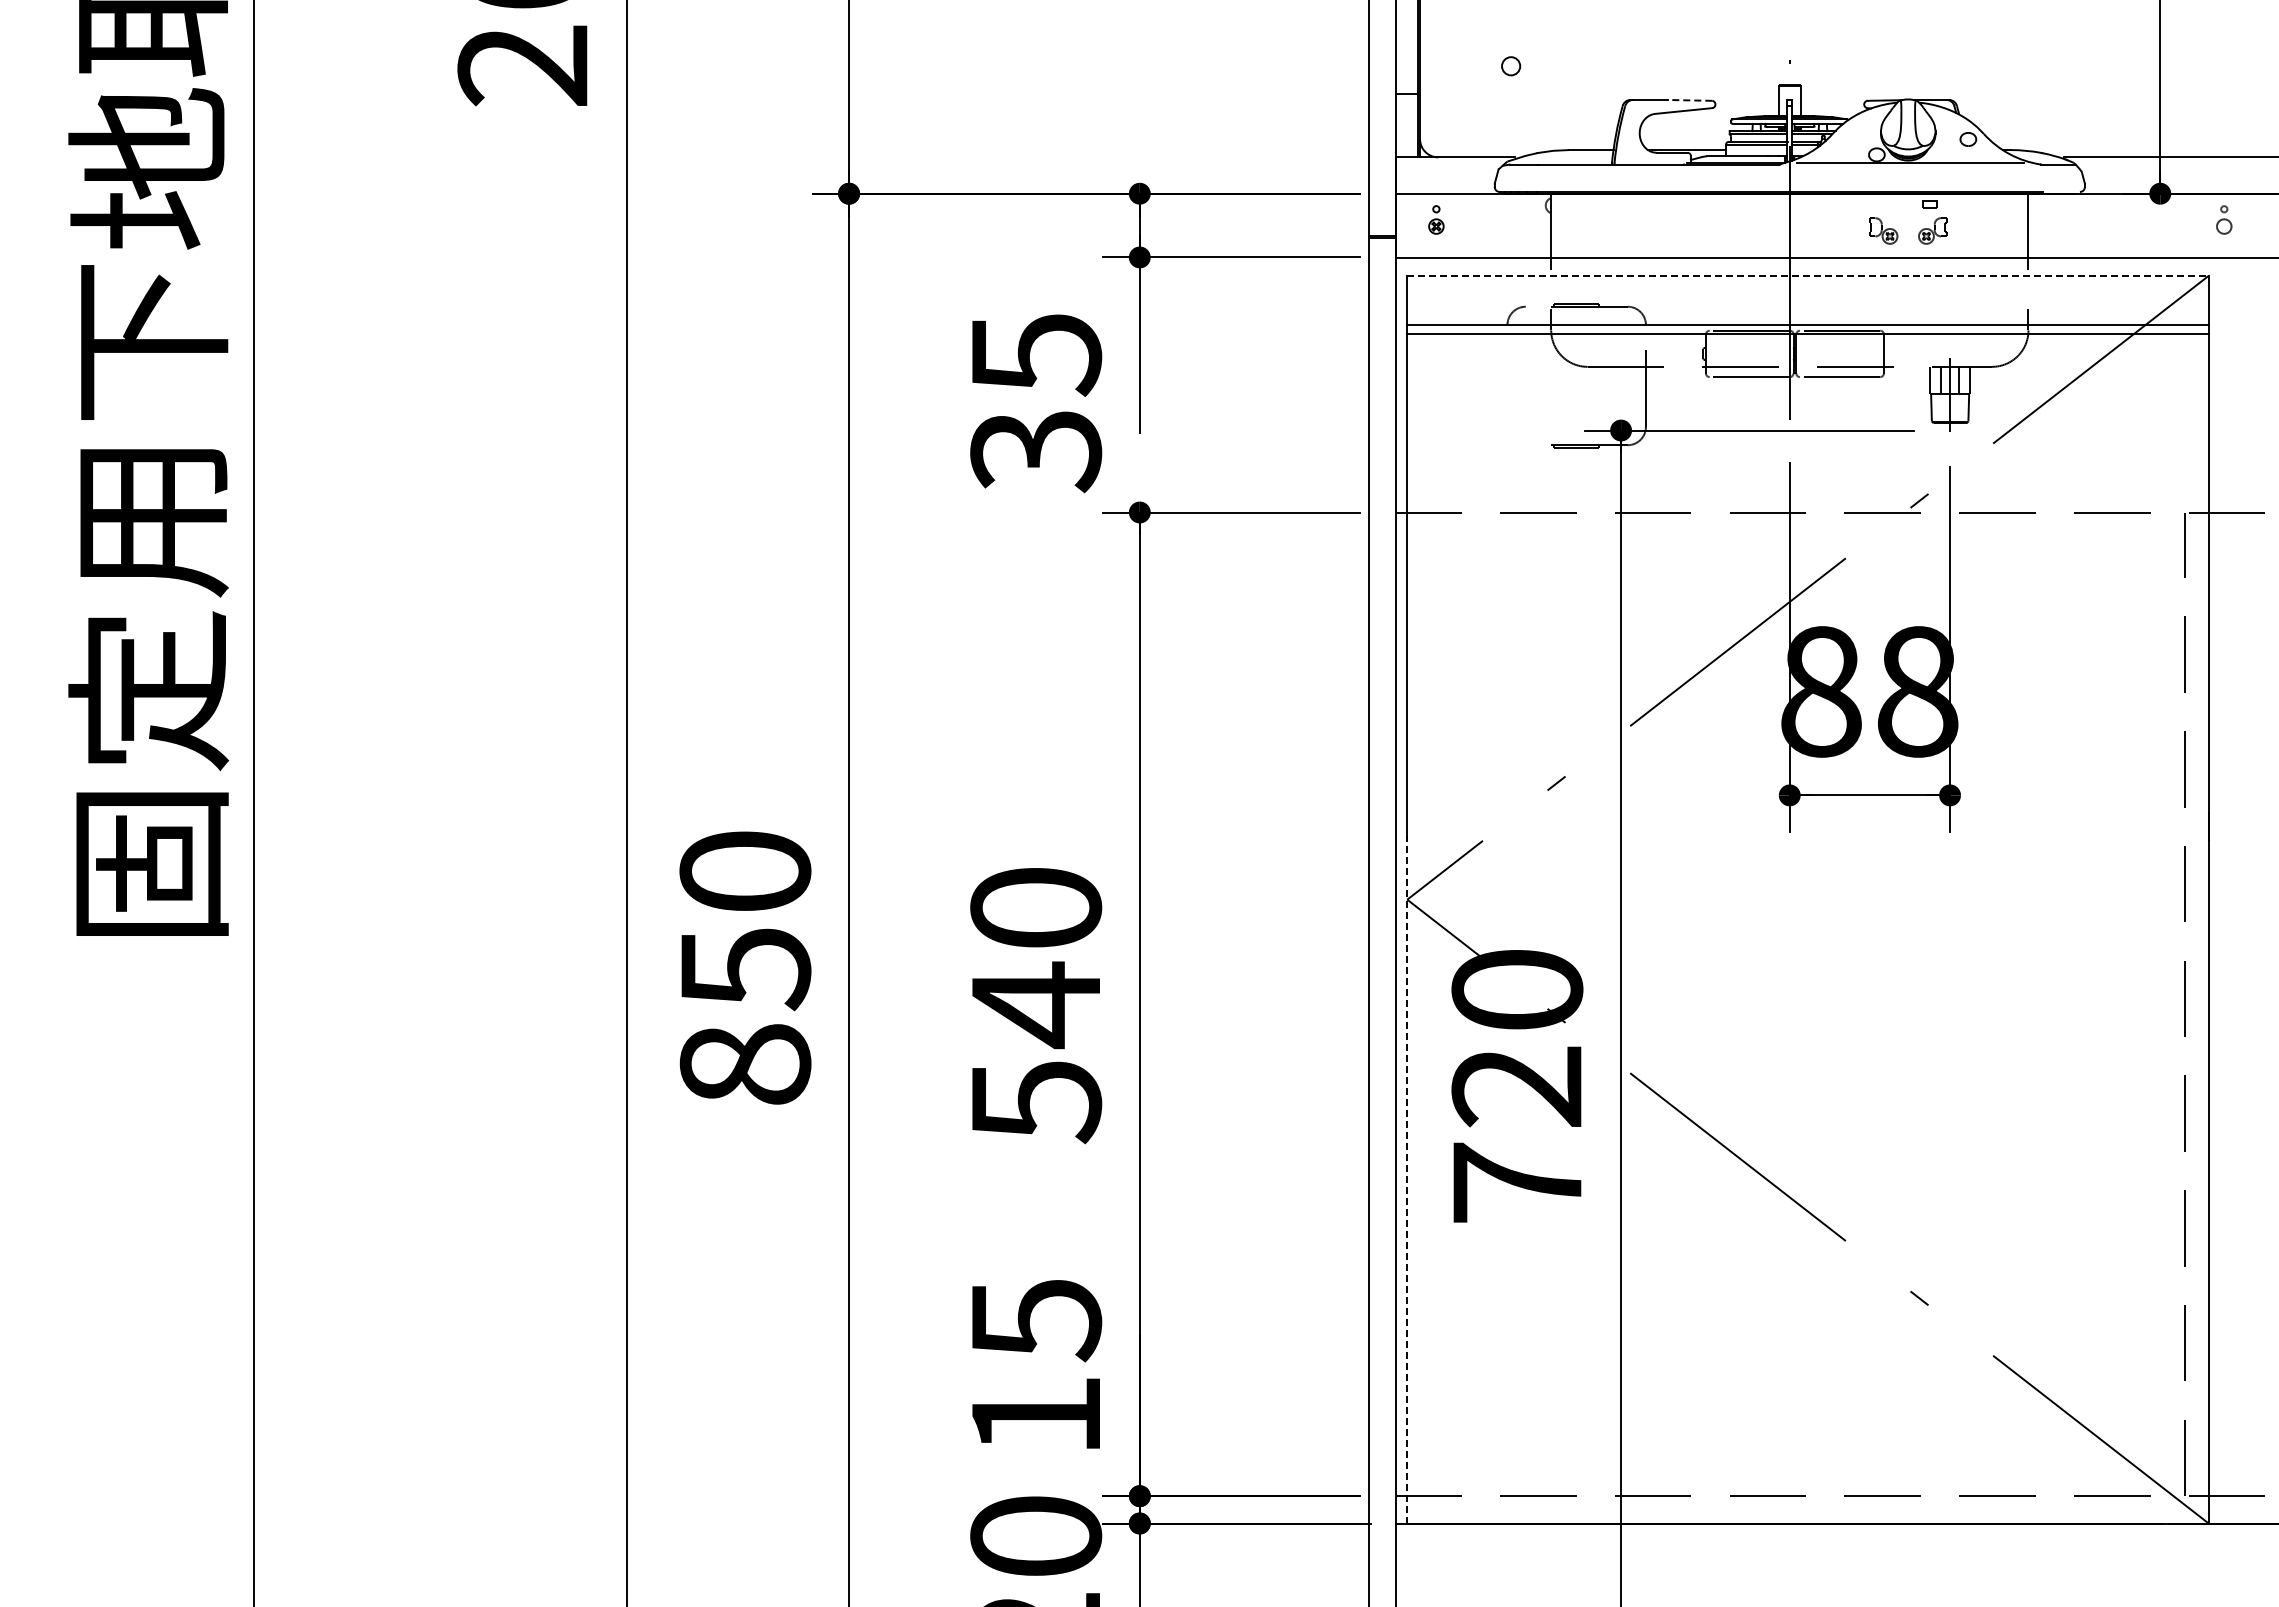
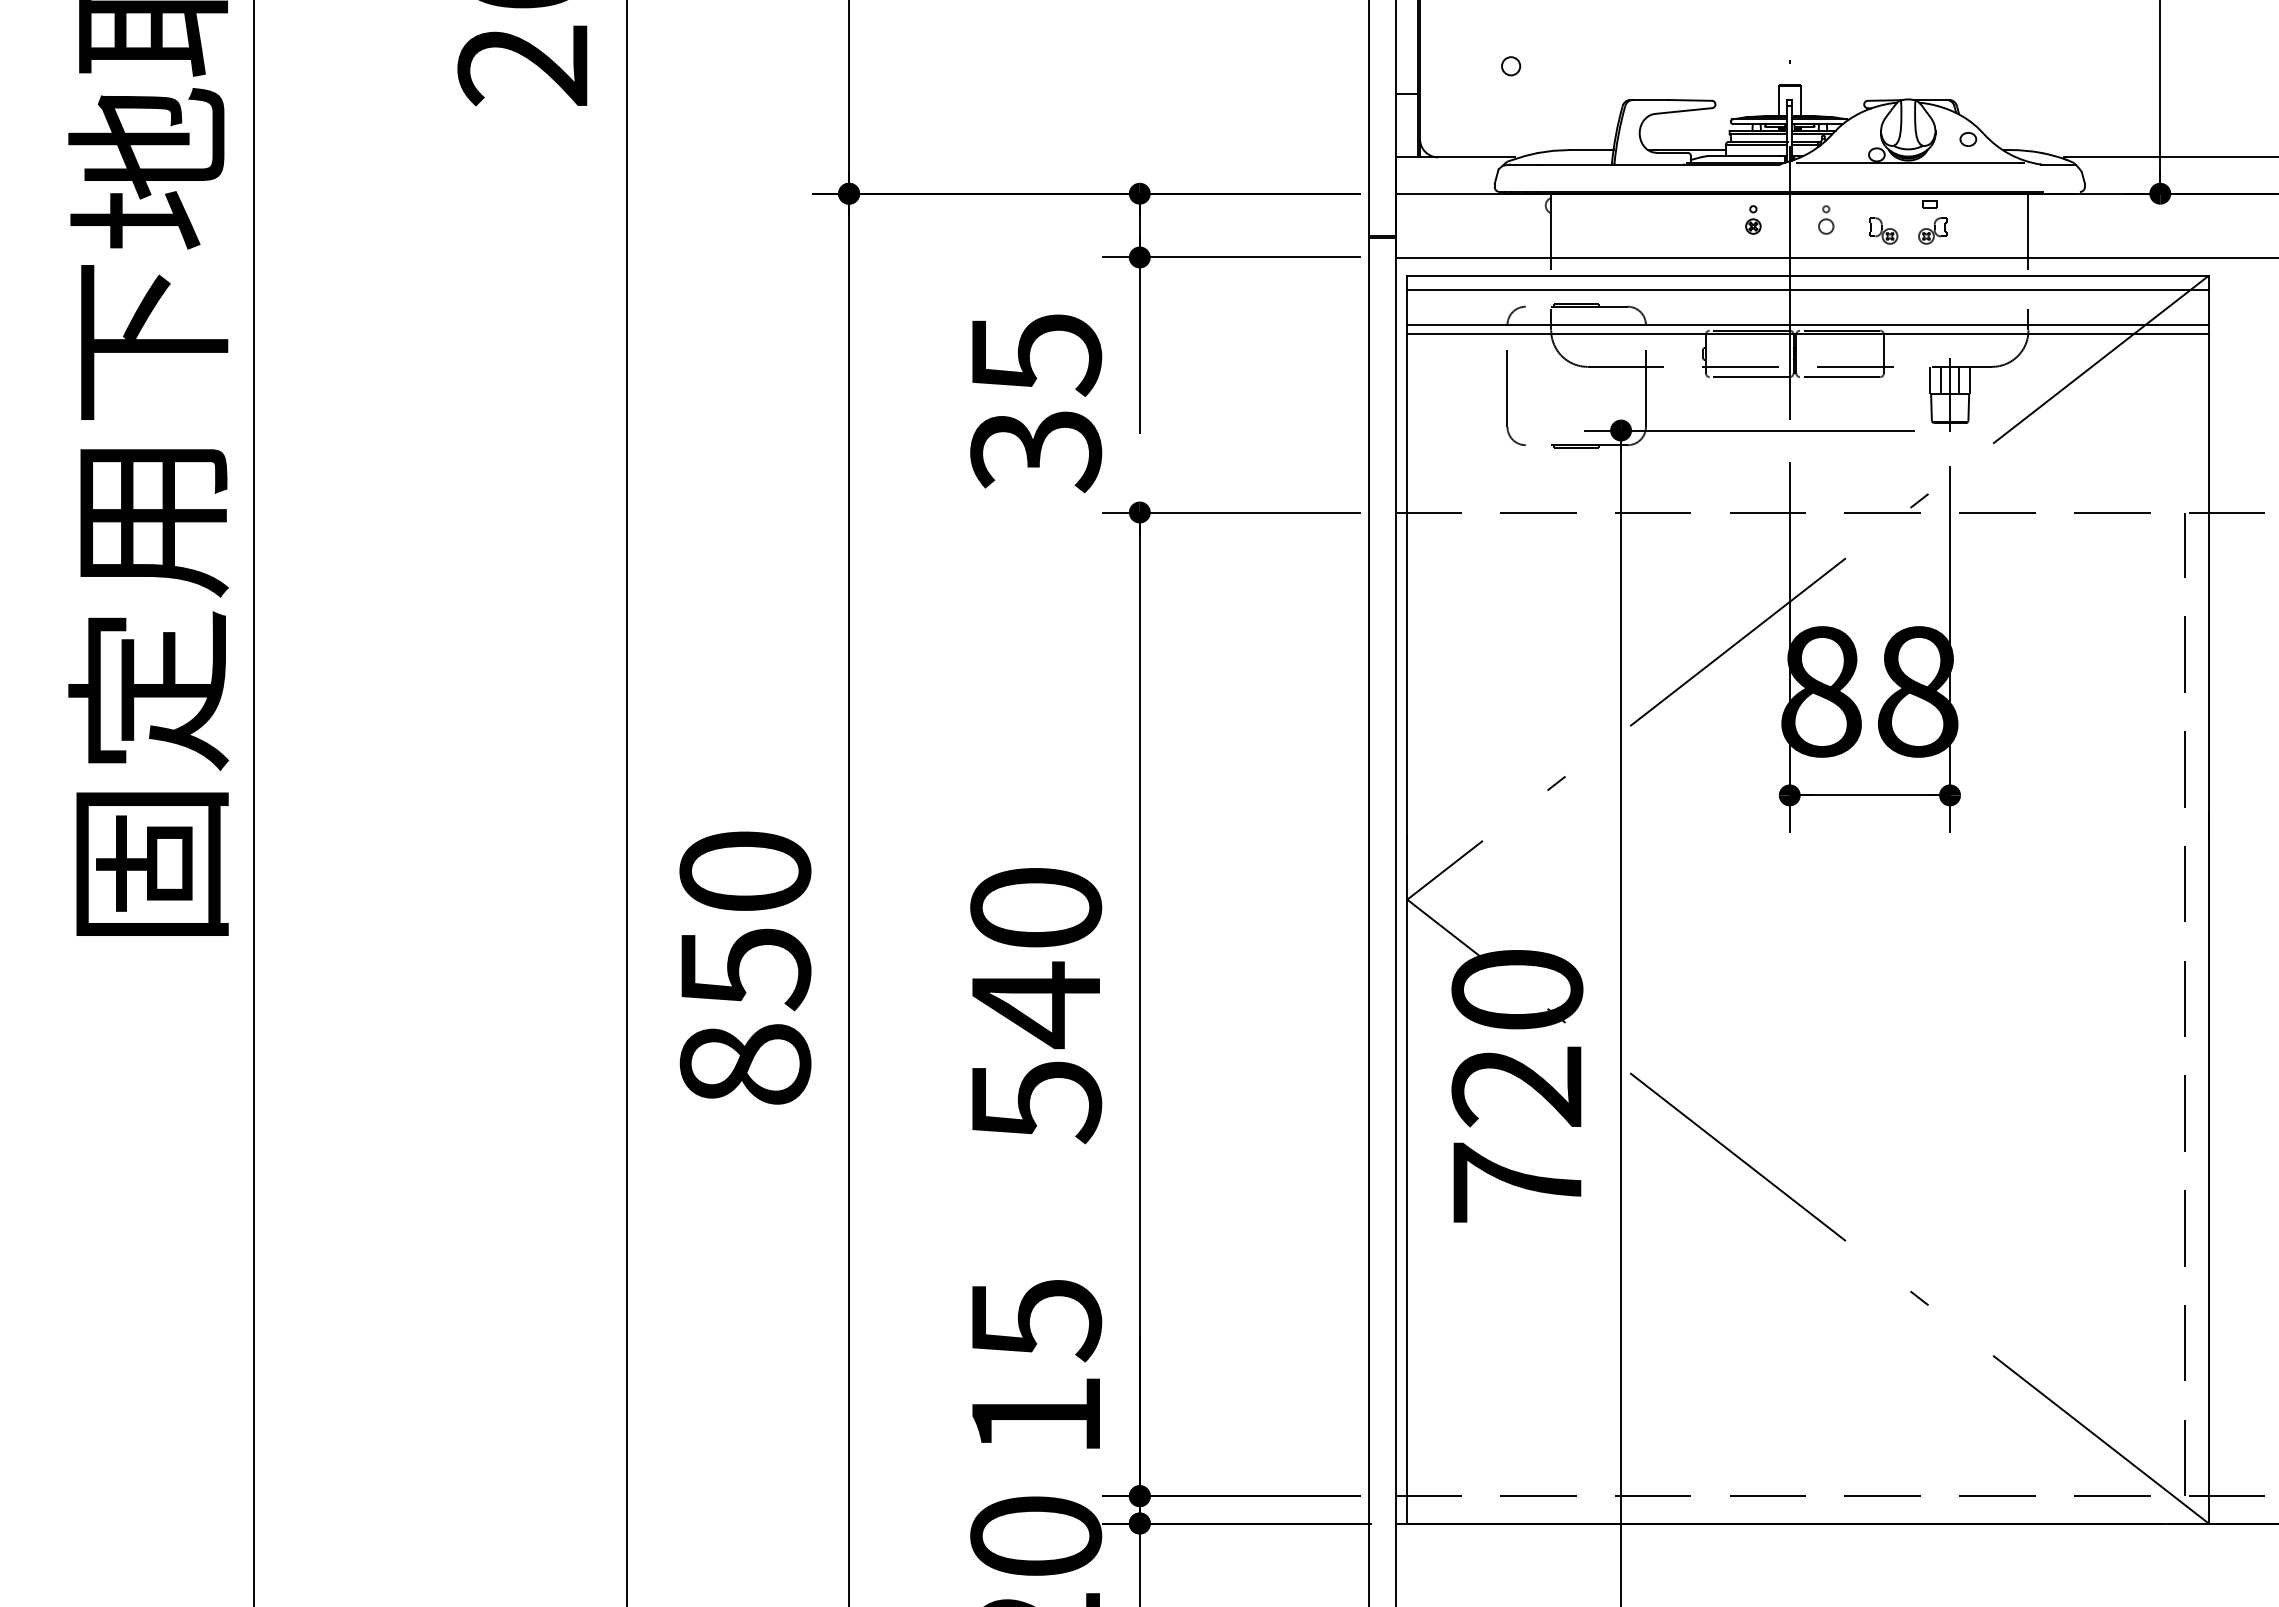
line: dashed -> solid (1689, 100)
part position: (1436, 219) -> (1753, 219) (1753, 219)
part position: (2224, 219) -> (1826, 219) (1826, 219)
line: dashed -> solid (1808, 275)
line: none -> present (1807, 290)
part: none -> present (1507, 397)
line: dashed -> solid (1407, 1179)
